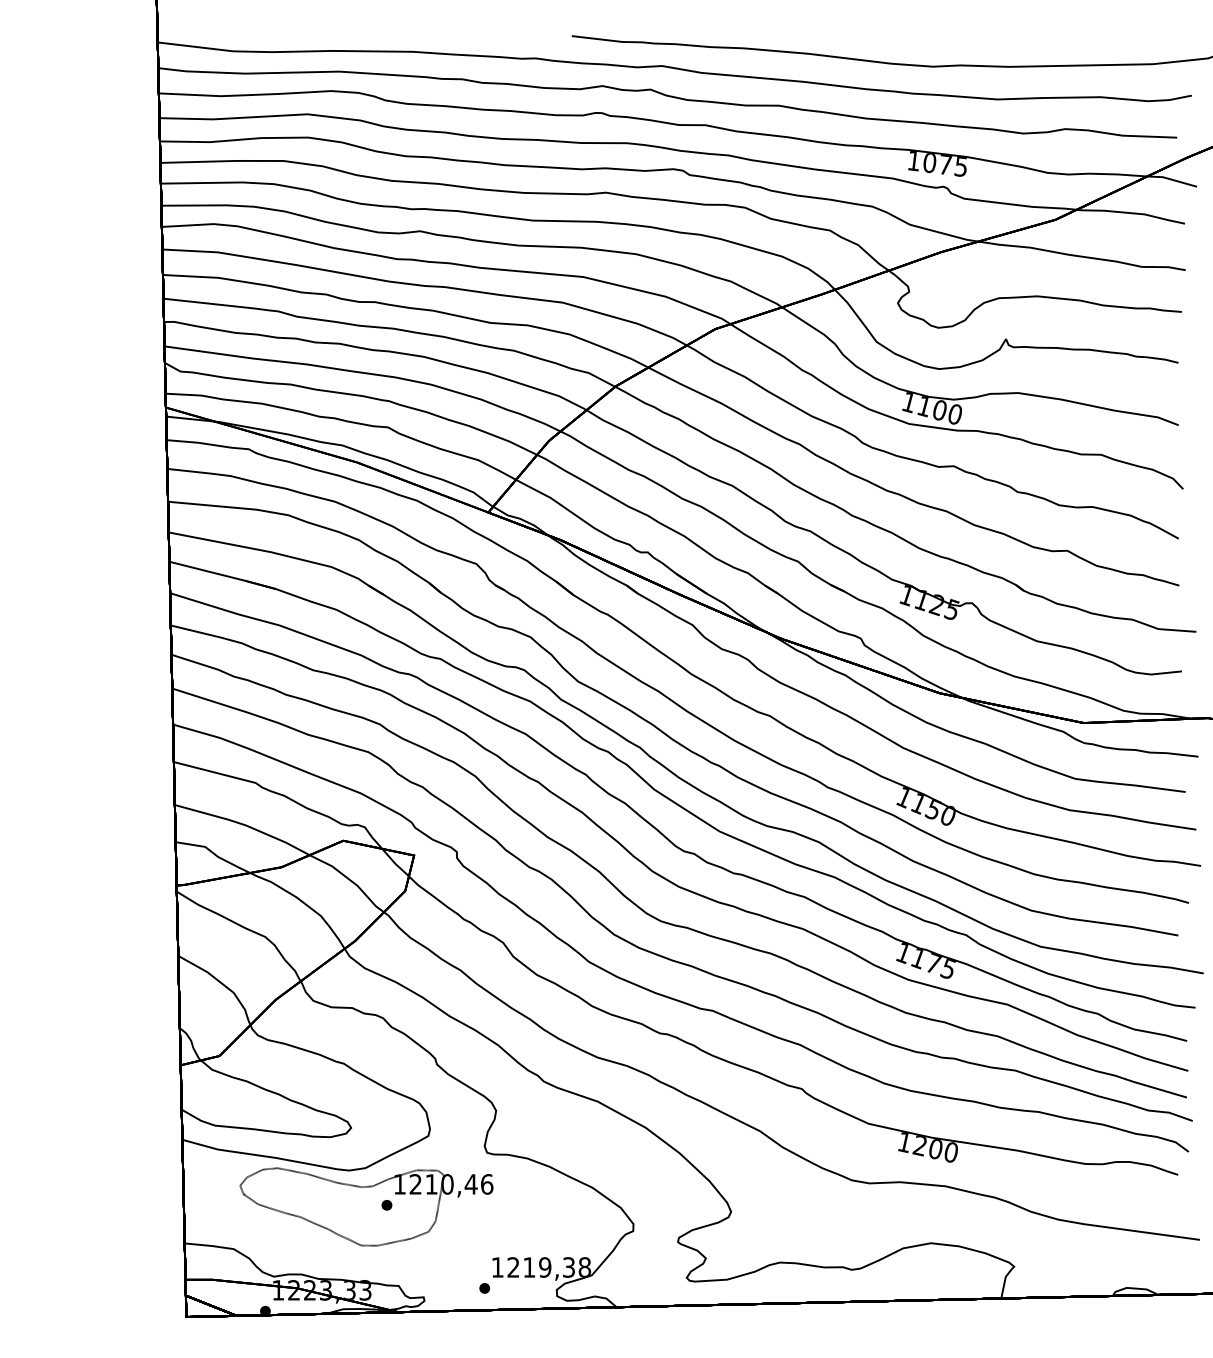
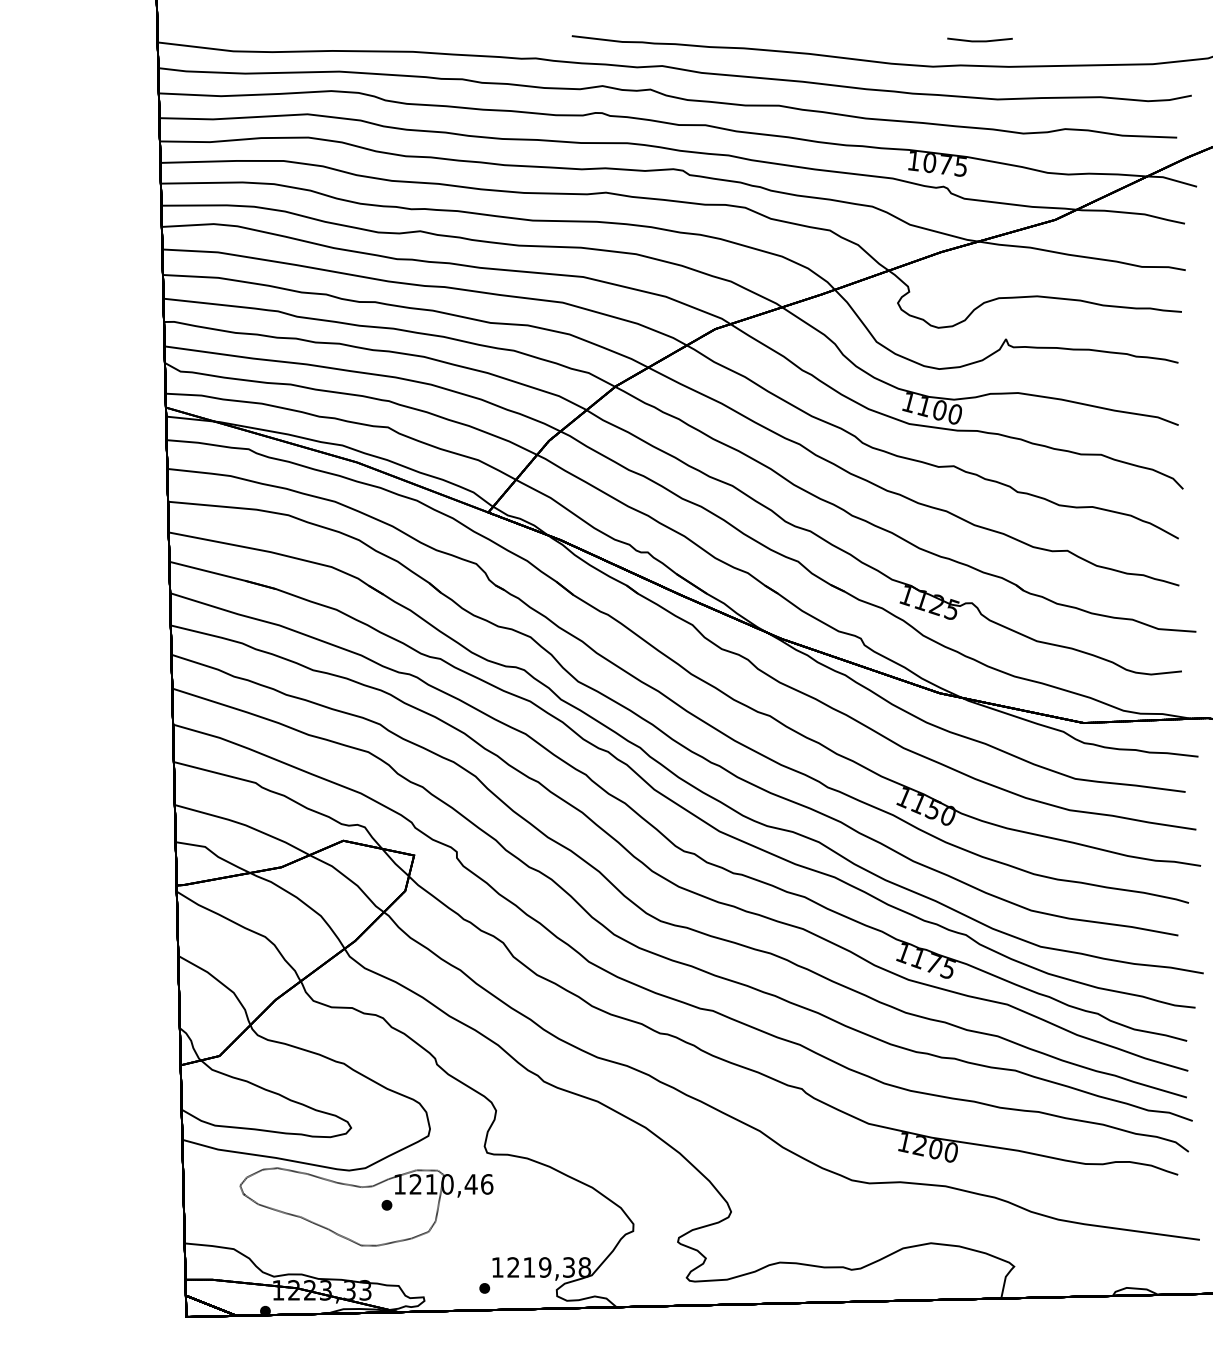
part: none -> present (979, 39)
